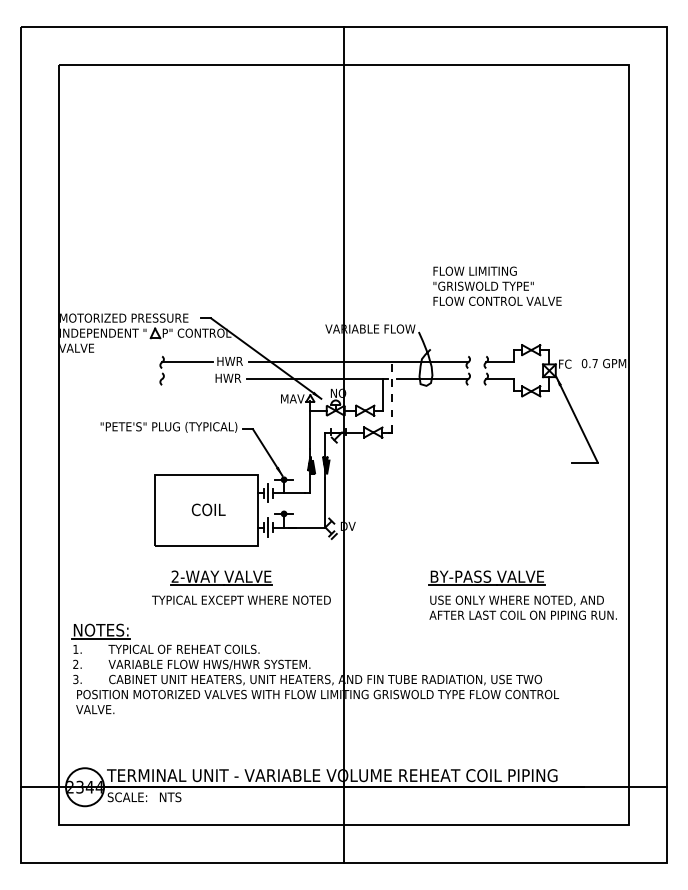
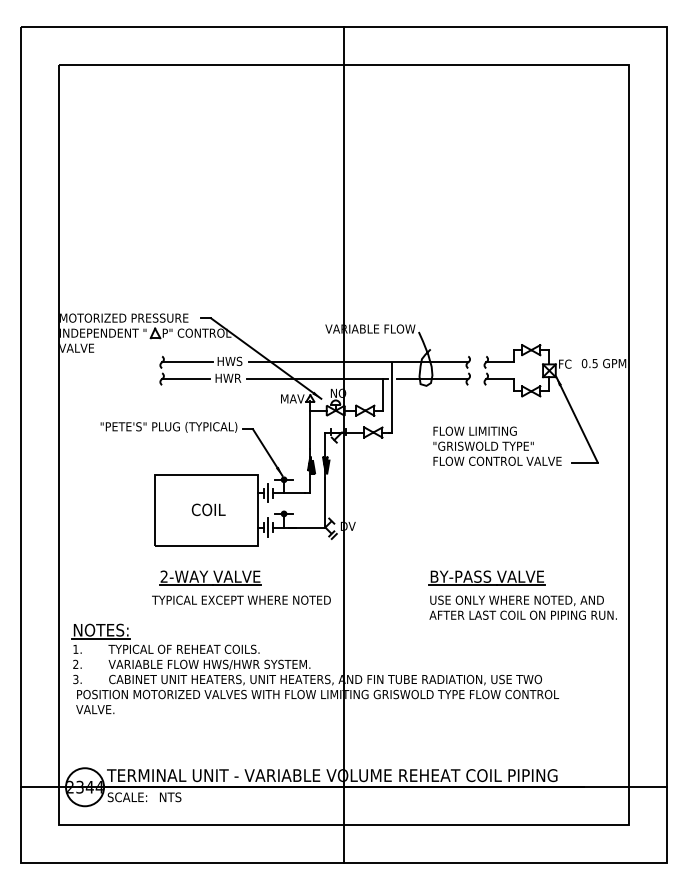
text position: (497, 285) -> (497, 445) (497, 445)
text: HWR -> HWS (229, 360)
text: 0.7 -> 0.5 (594, 363)
line: none -> present (186, 379)
line: dashed -> solid (392, 397)
part position: (221, 577) -> (210, 577) (210, 577)
